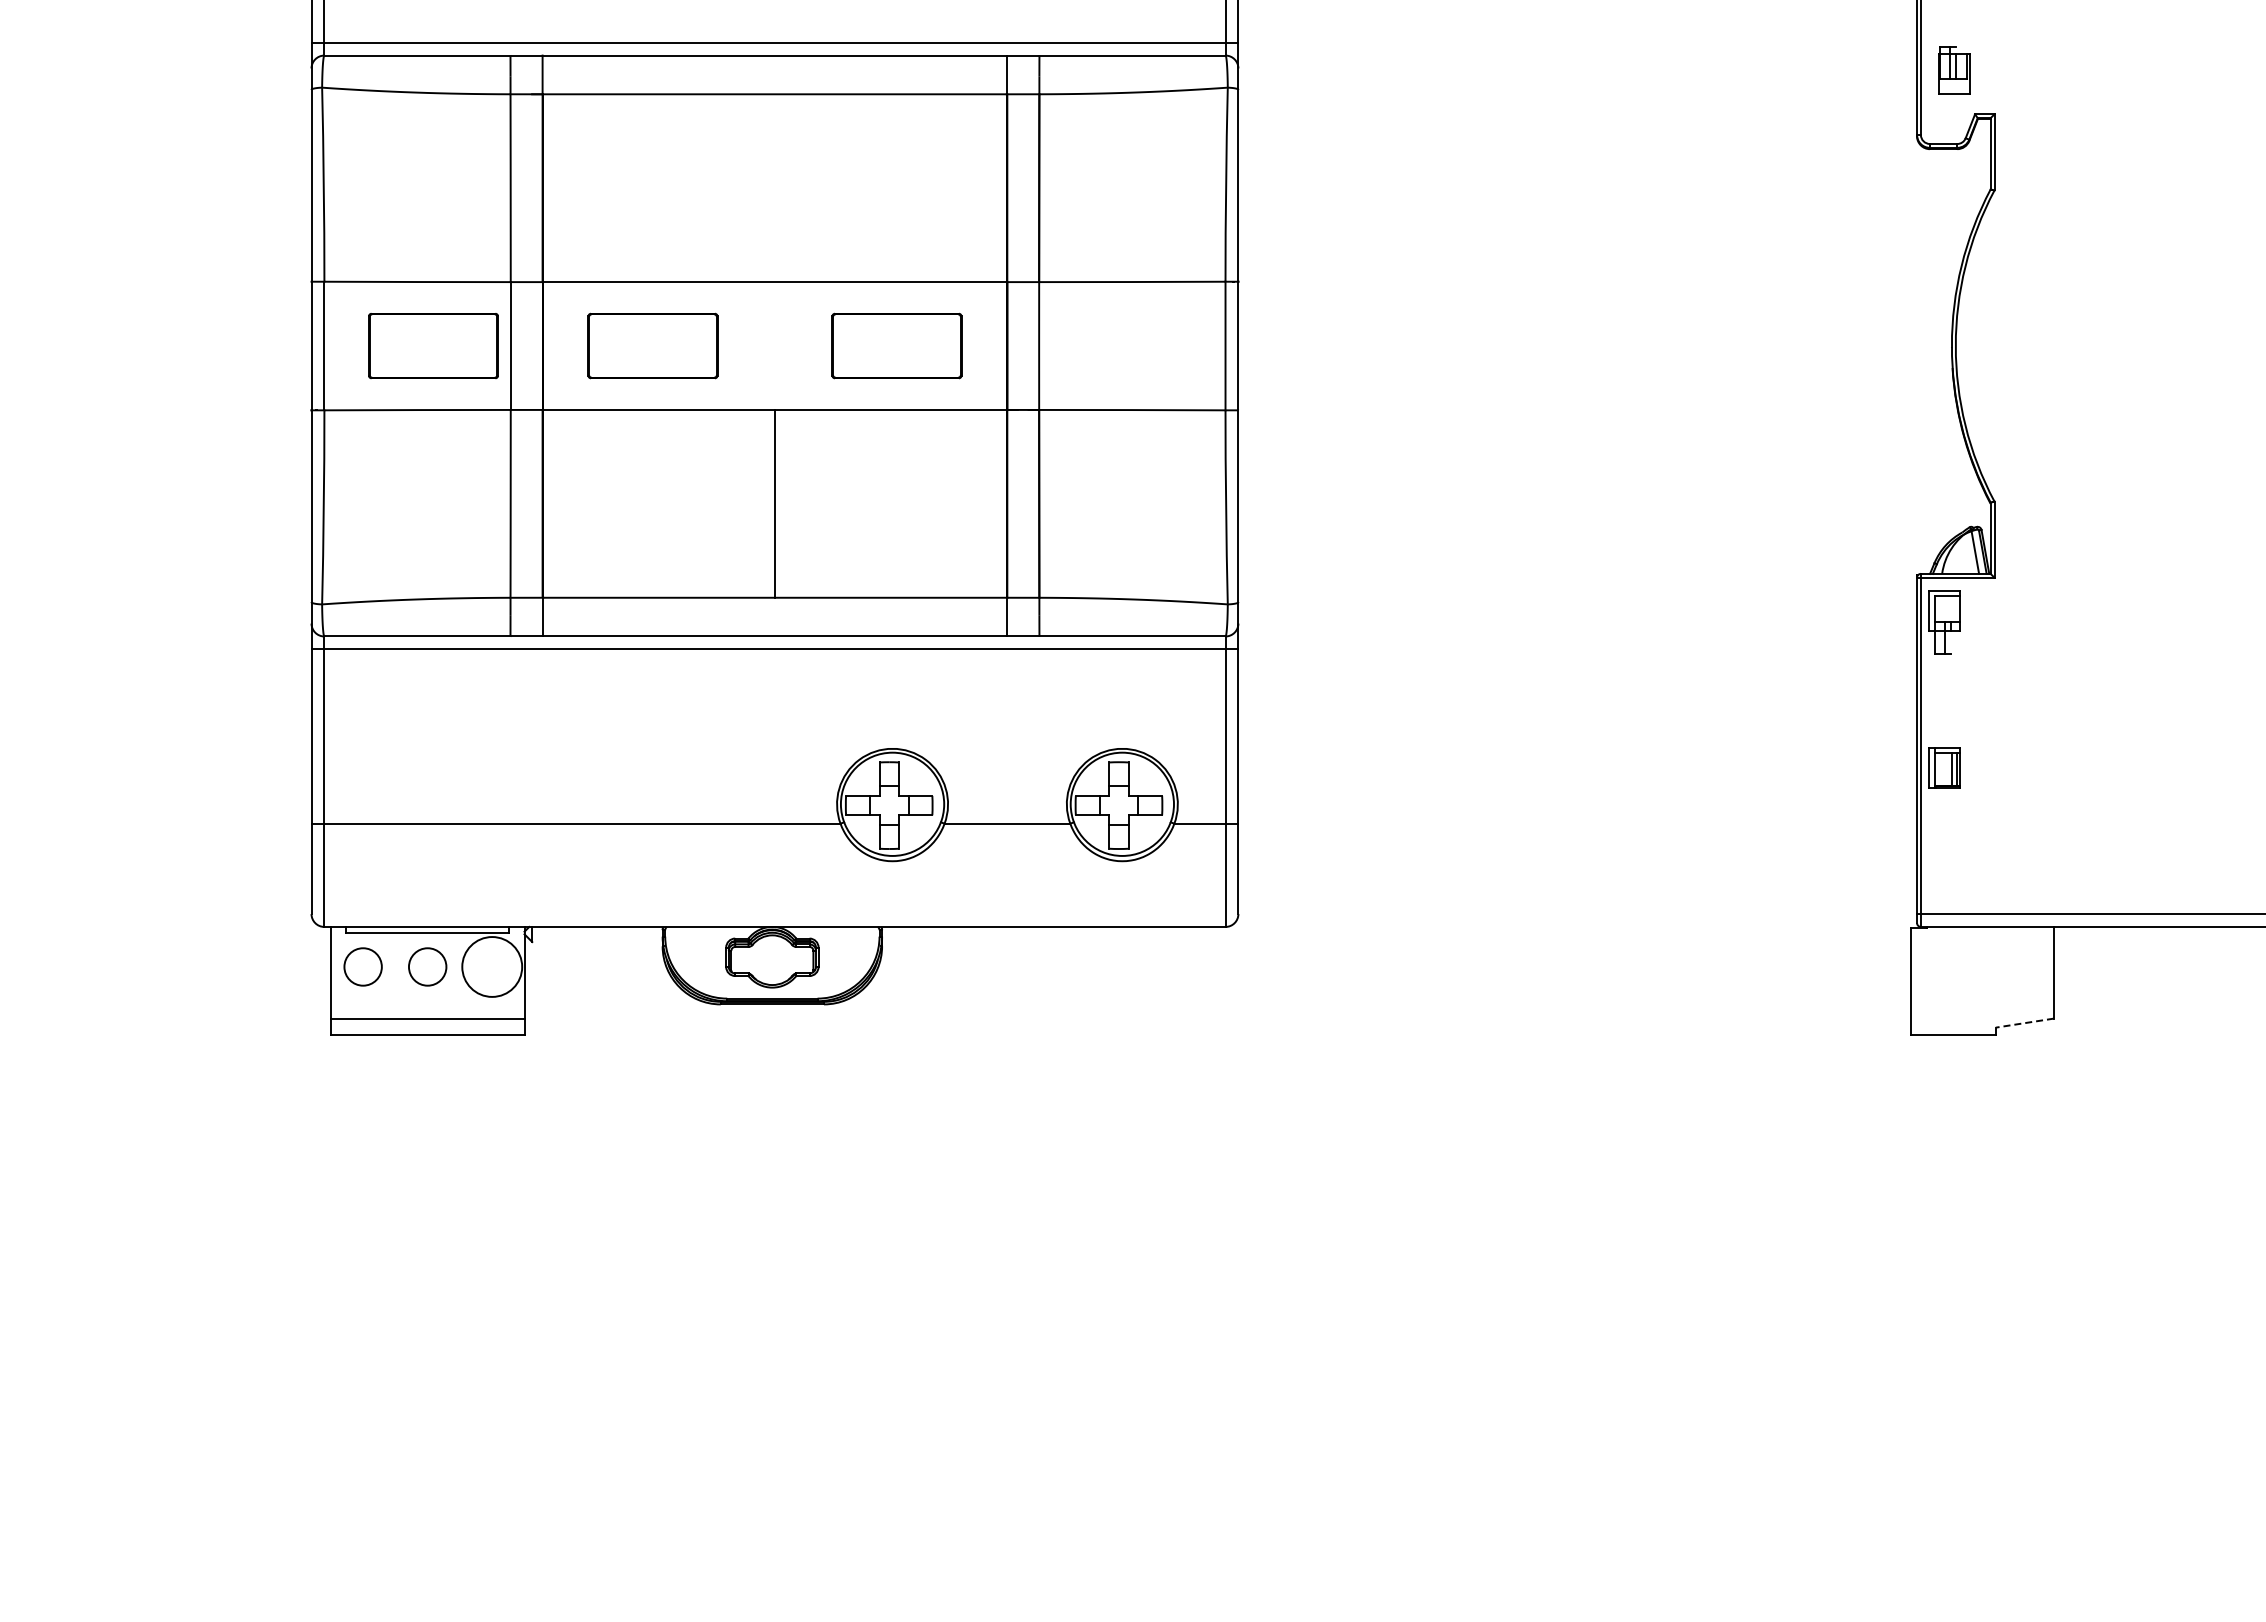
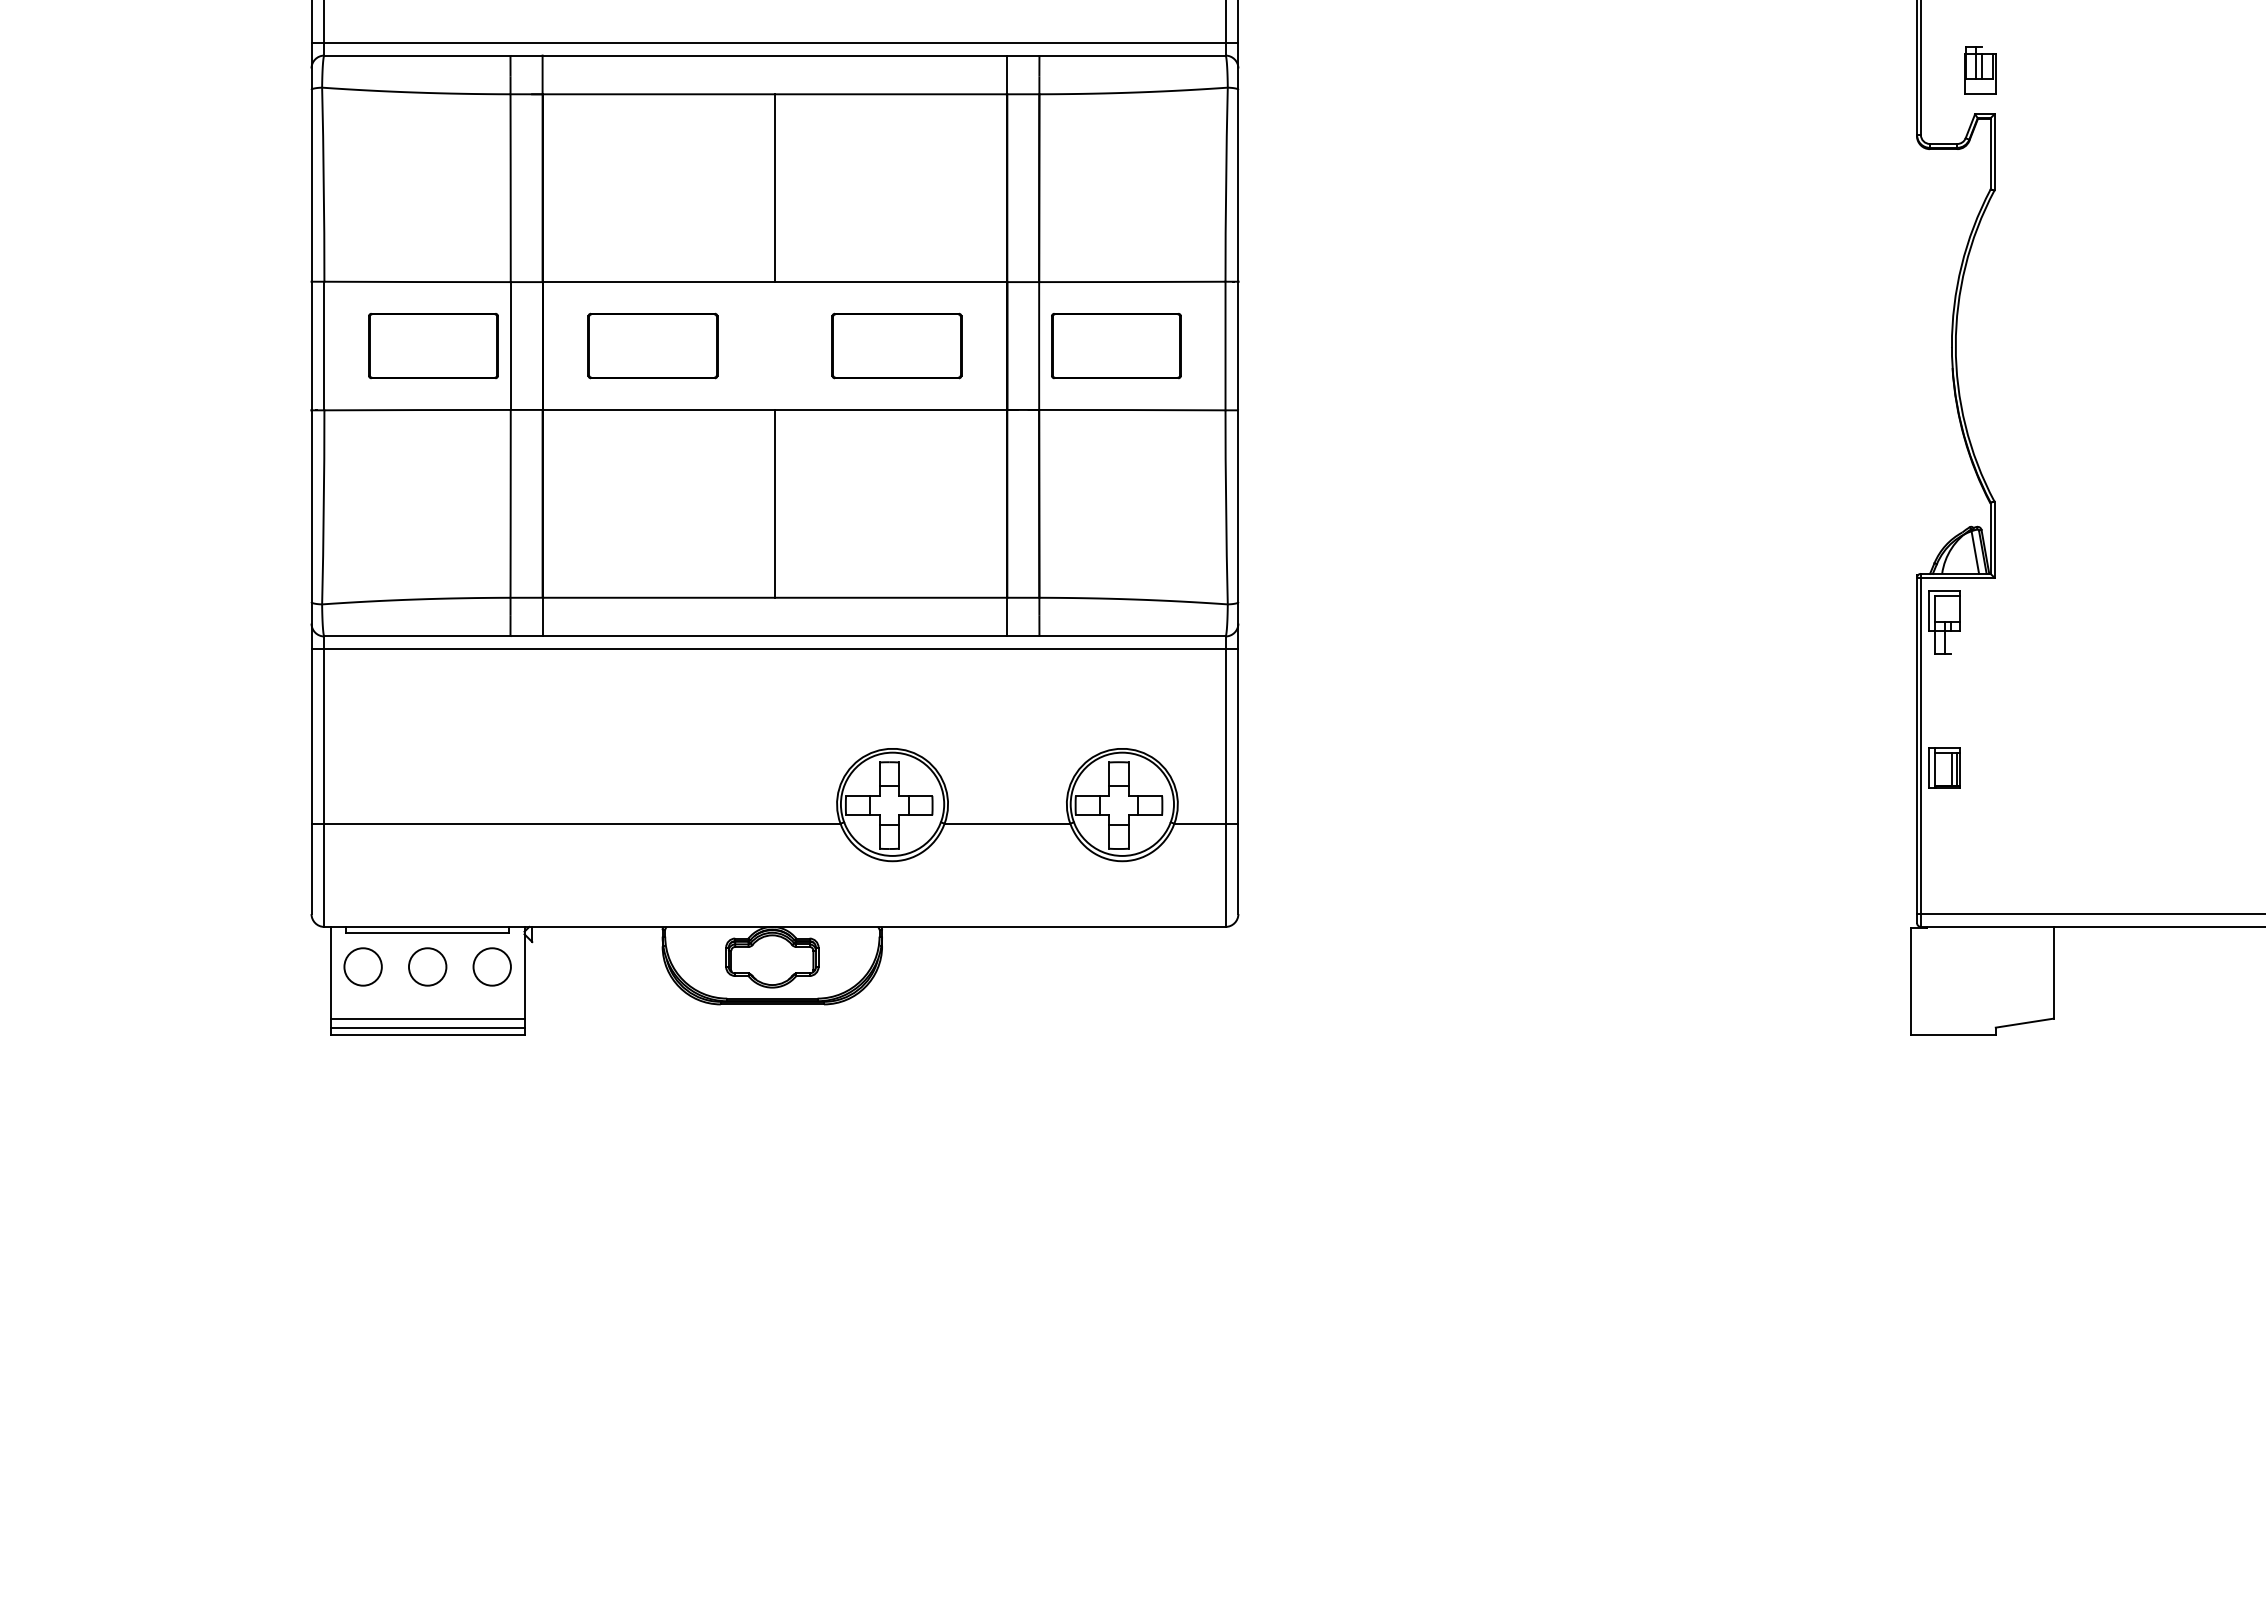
part position: (1954, 70) -> (1980, 70) (1980, 70)
line: none -> present (774, 188)
part: none -> present (1116, 346)
circle diameter: 60 px -> 37 px (491, 966)
line: dashed -> solid (2024, 1023)
line: none -> present (427, 1027)
